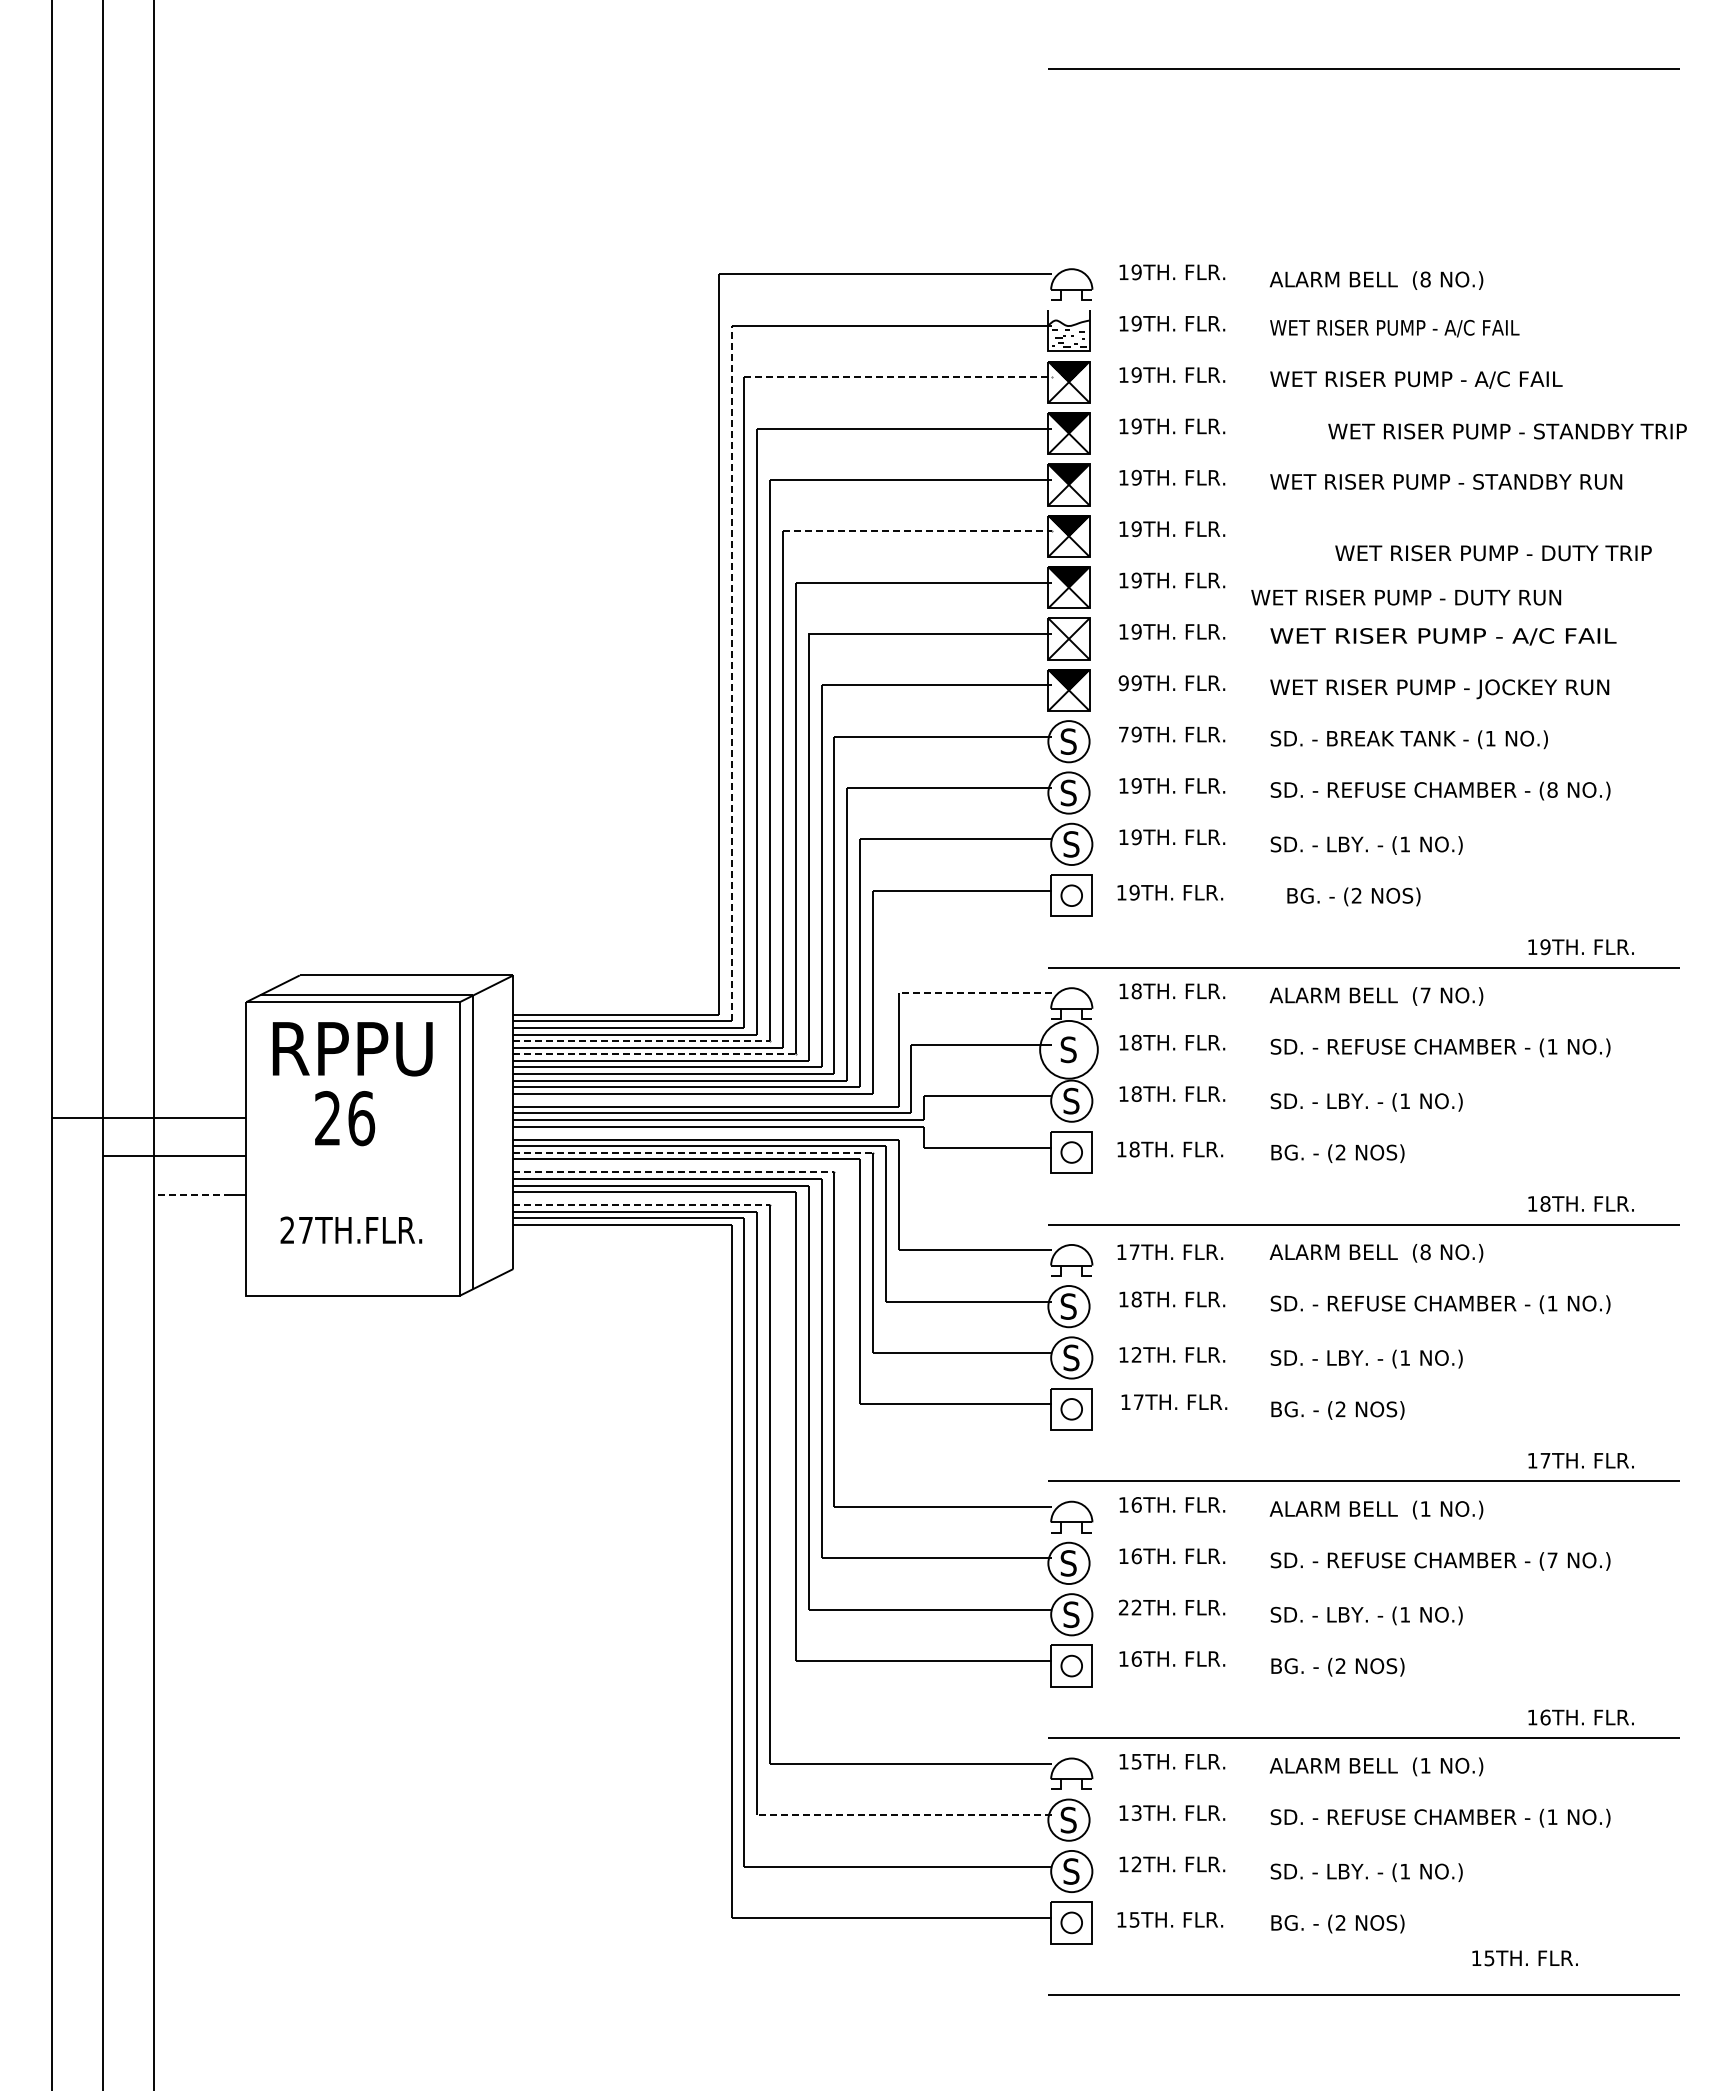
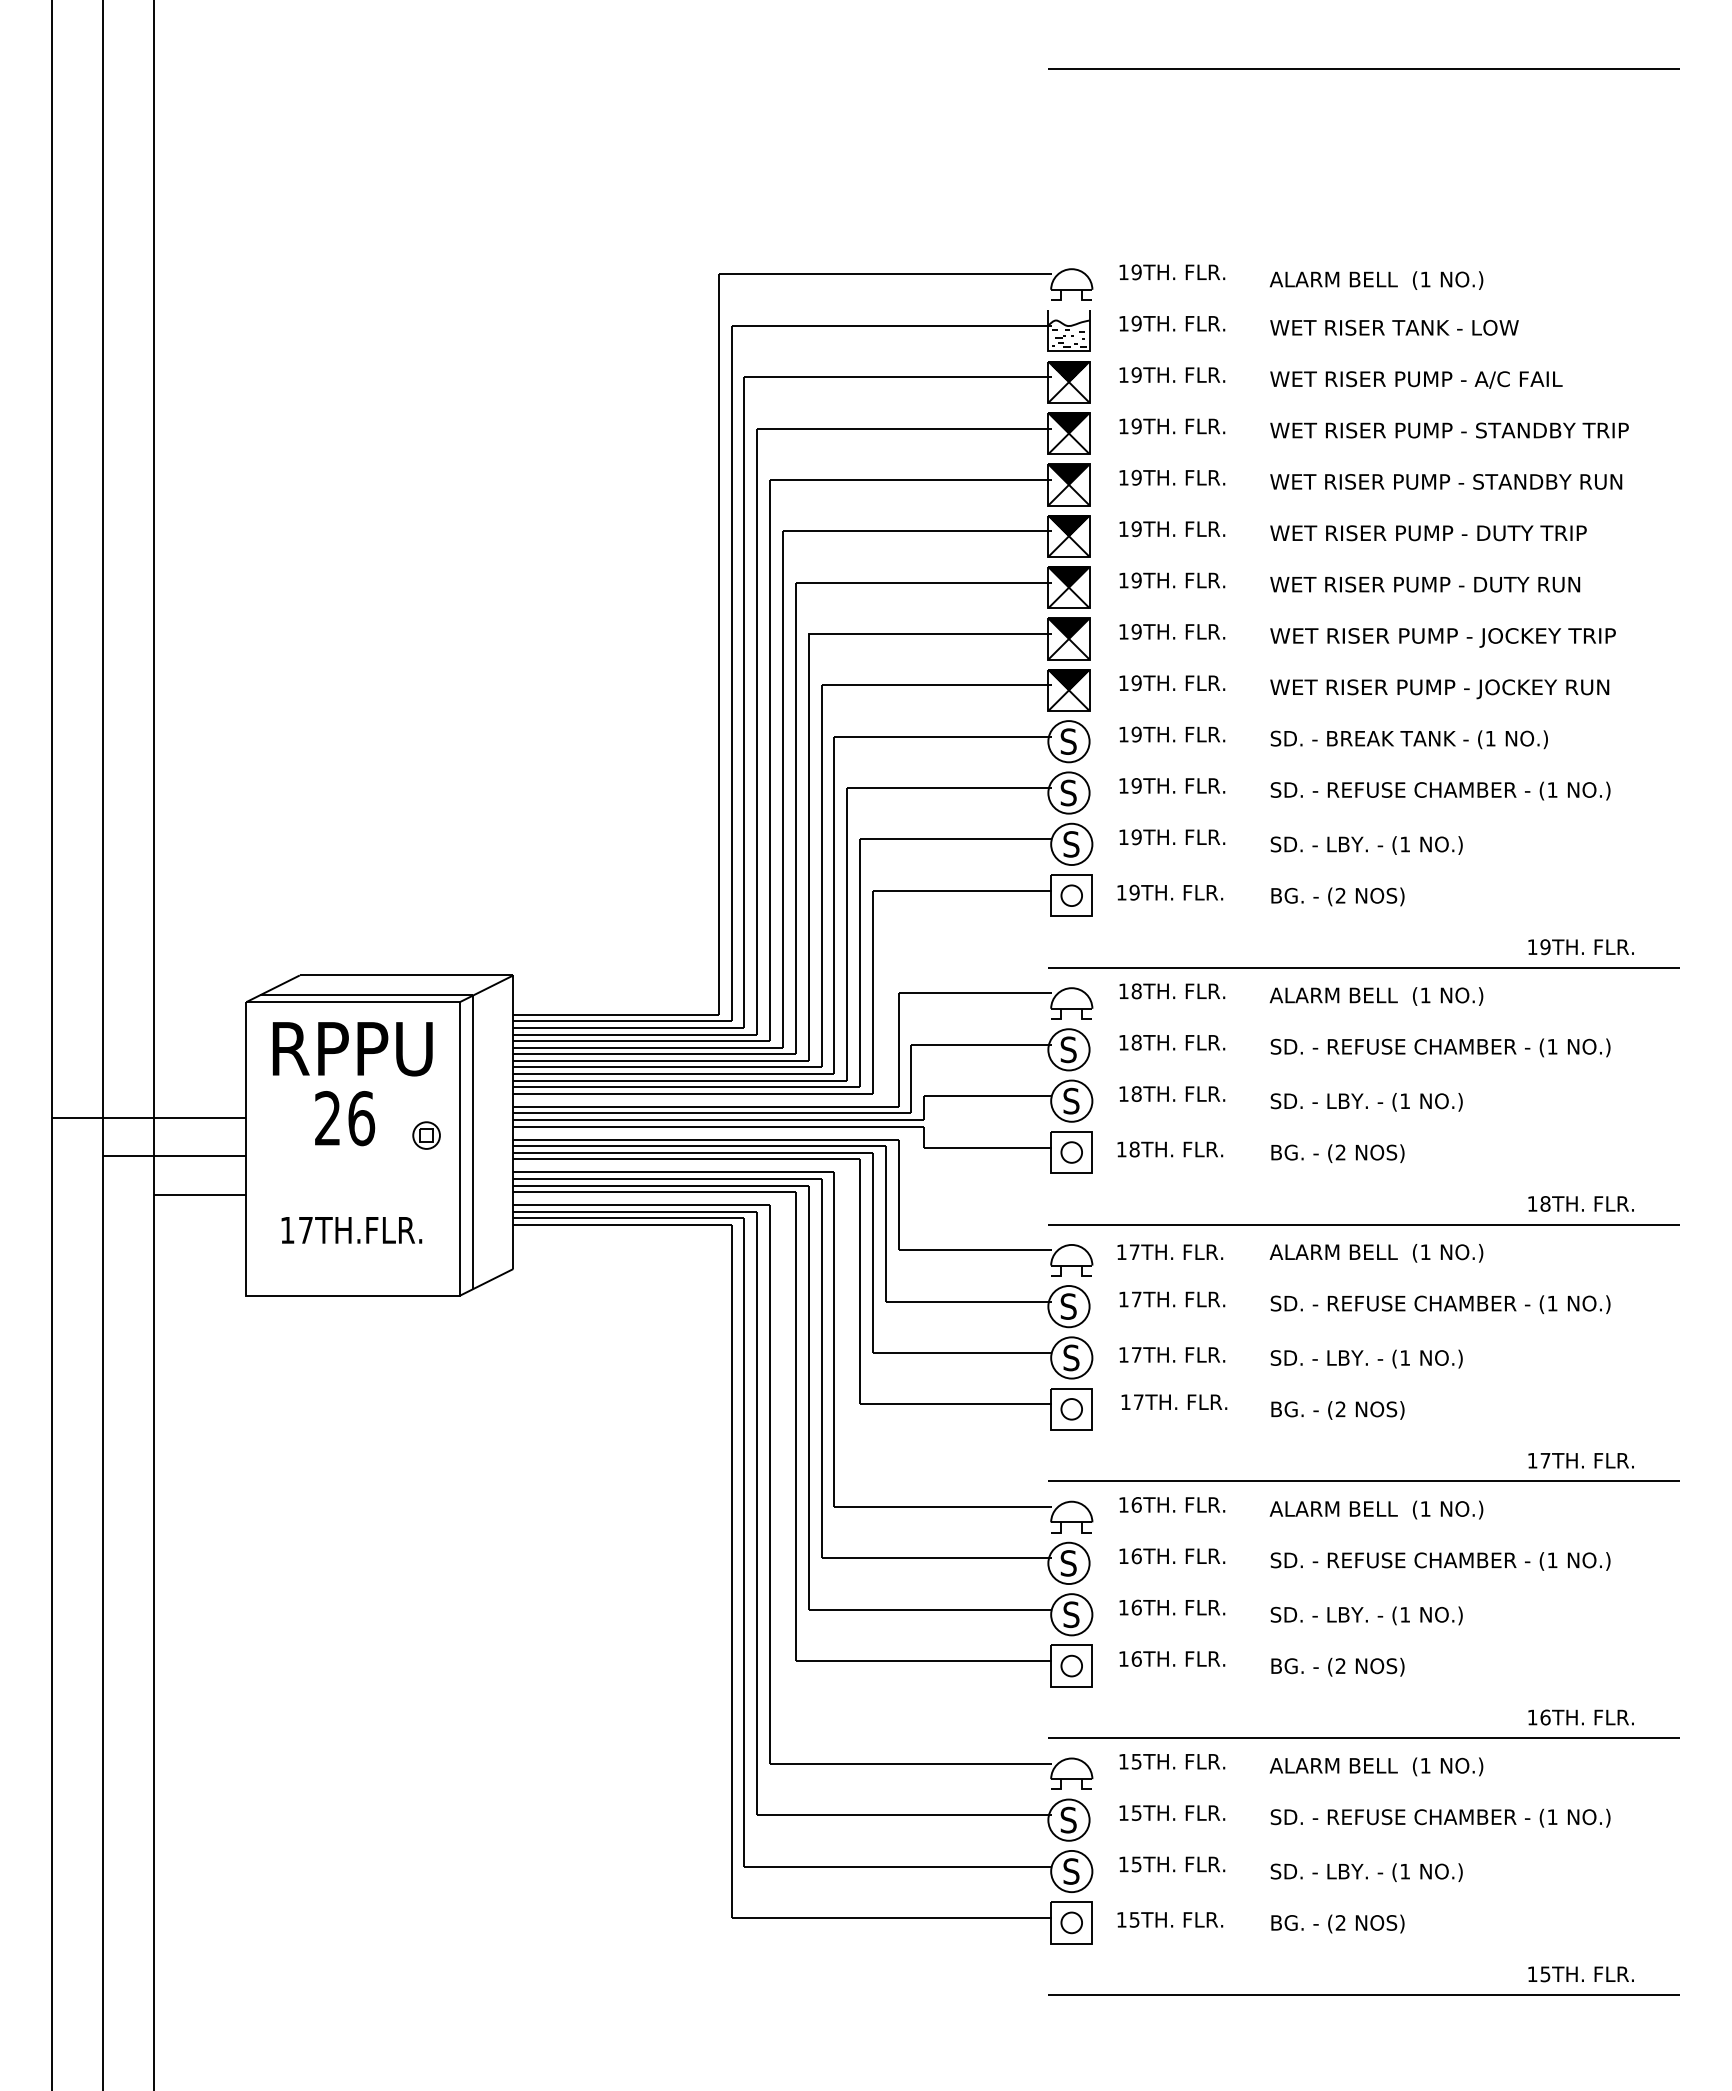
text: (8 -> (1 (1425, 279)
text: WET RISER PUMP - A/C FAIL -> WET RISER TANK - LOW (1394, 328)
line: dashed -> solid (899, 377)
text position: (1507, 431) -> (1449, 430) (1449, 430)
line: dashed -> solid (917, 531)
text position: (1493, 553) -> (1428, 533) (1428, 533)
text position: (1406, 597) -> (1425, 584) (1425, 584)
hatch: none -> present (1068, 628)
text: WET RISER PUMP - A/C FAIL -> WET RISER PUMP - JOCKEY TRIP (1443, 637)
line: dashed -> solid (731, 672)
text: 99TH. -> 19TH. (1123, 683)
text: 79TH. -> 19TH. (1123, 734)
text: (8 -> (1 (1552, 789)
text position: (1353, 896) -> (1337, 896) (1337, 896)
line: dashed -> solid (975, 993)
text: (7 -> (1 (1425, 995)
line: dashed -> solid (642, 1041)
circle diameter: 58 px -> 41 px (1068, 1049)
line: dashed -> solid (655, 1054)
part: none -> present (426, 1135)
line: dashed -> solid (694, 1152)
line: dashed -> solid (674, 1172)
line: dashed -> solid (192, 1194)
line: dashed -> solid (642, 1205)
text: 27TH.FLR. -> 17TH.FLR. (287, 1229)
text: (8 -> (1 (1425, 1252)
text: 18TH. -> 17TH. (1136, 1299)
text: 12TH. -> 17TH. (1136, 1354)
text: (7 -> (1 (1552, 1560)
text: 22TH. -> 16TH. (1129, 1607)
text: 13TH. -> 15TH. (1136, 1812)
line: dashed -> solid (904, 1815)
text: 12TH. -> 15TH. (1136, 1864)
text position: (1524, 1958) -> (1580, 1974) (1580, 1974)
